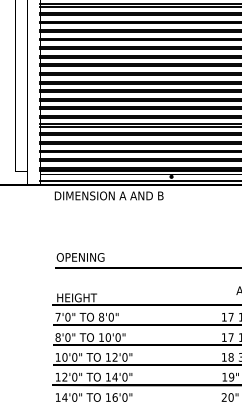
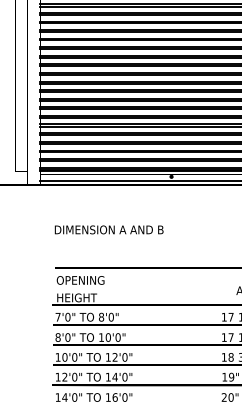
text position: (108, 195) -> (108, 229) (108, 229)
text position: (80, 257) -> (80, 280) (80, 280)
